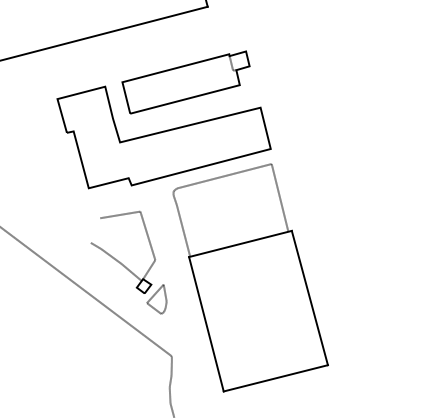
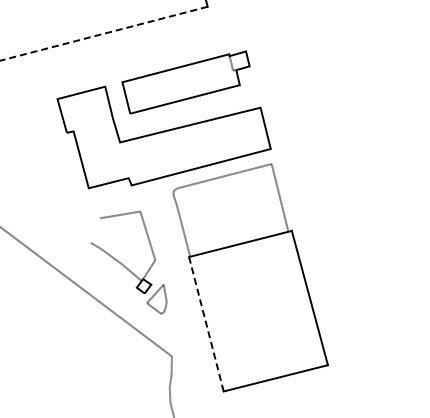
line: solid -> dashed (103, 33)
line: solid -> dashed (206, 323)
